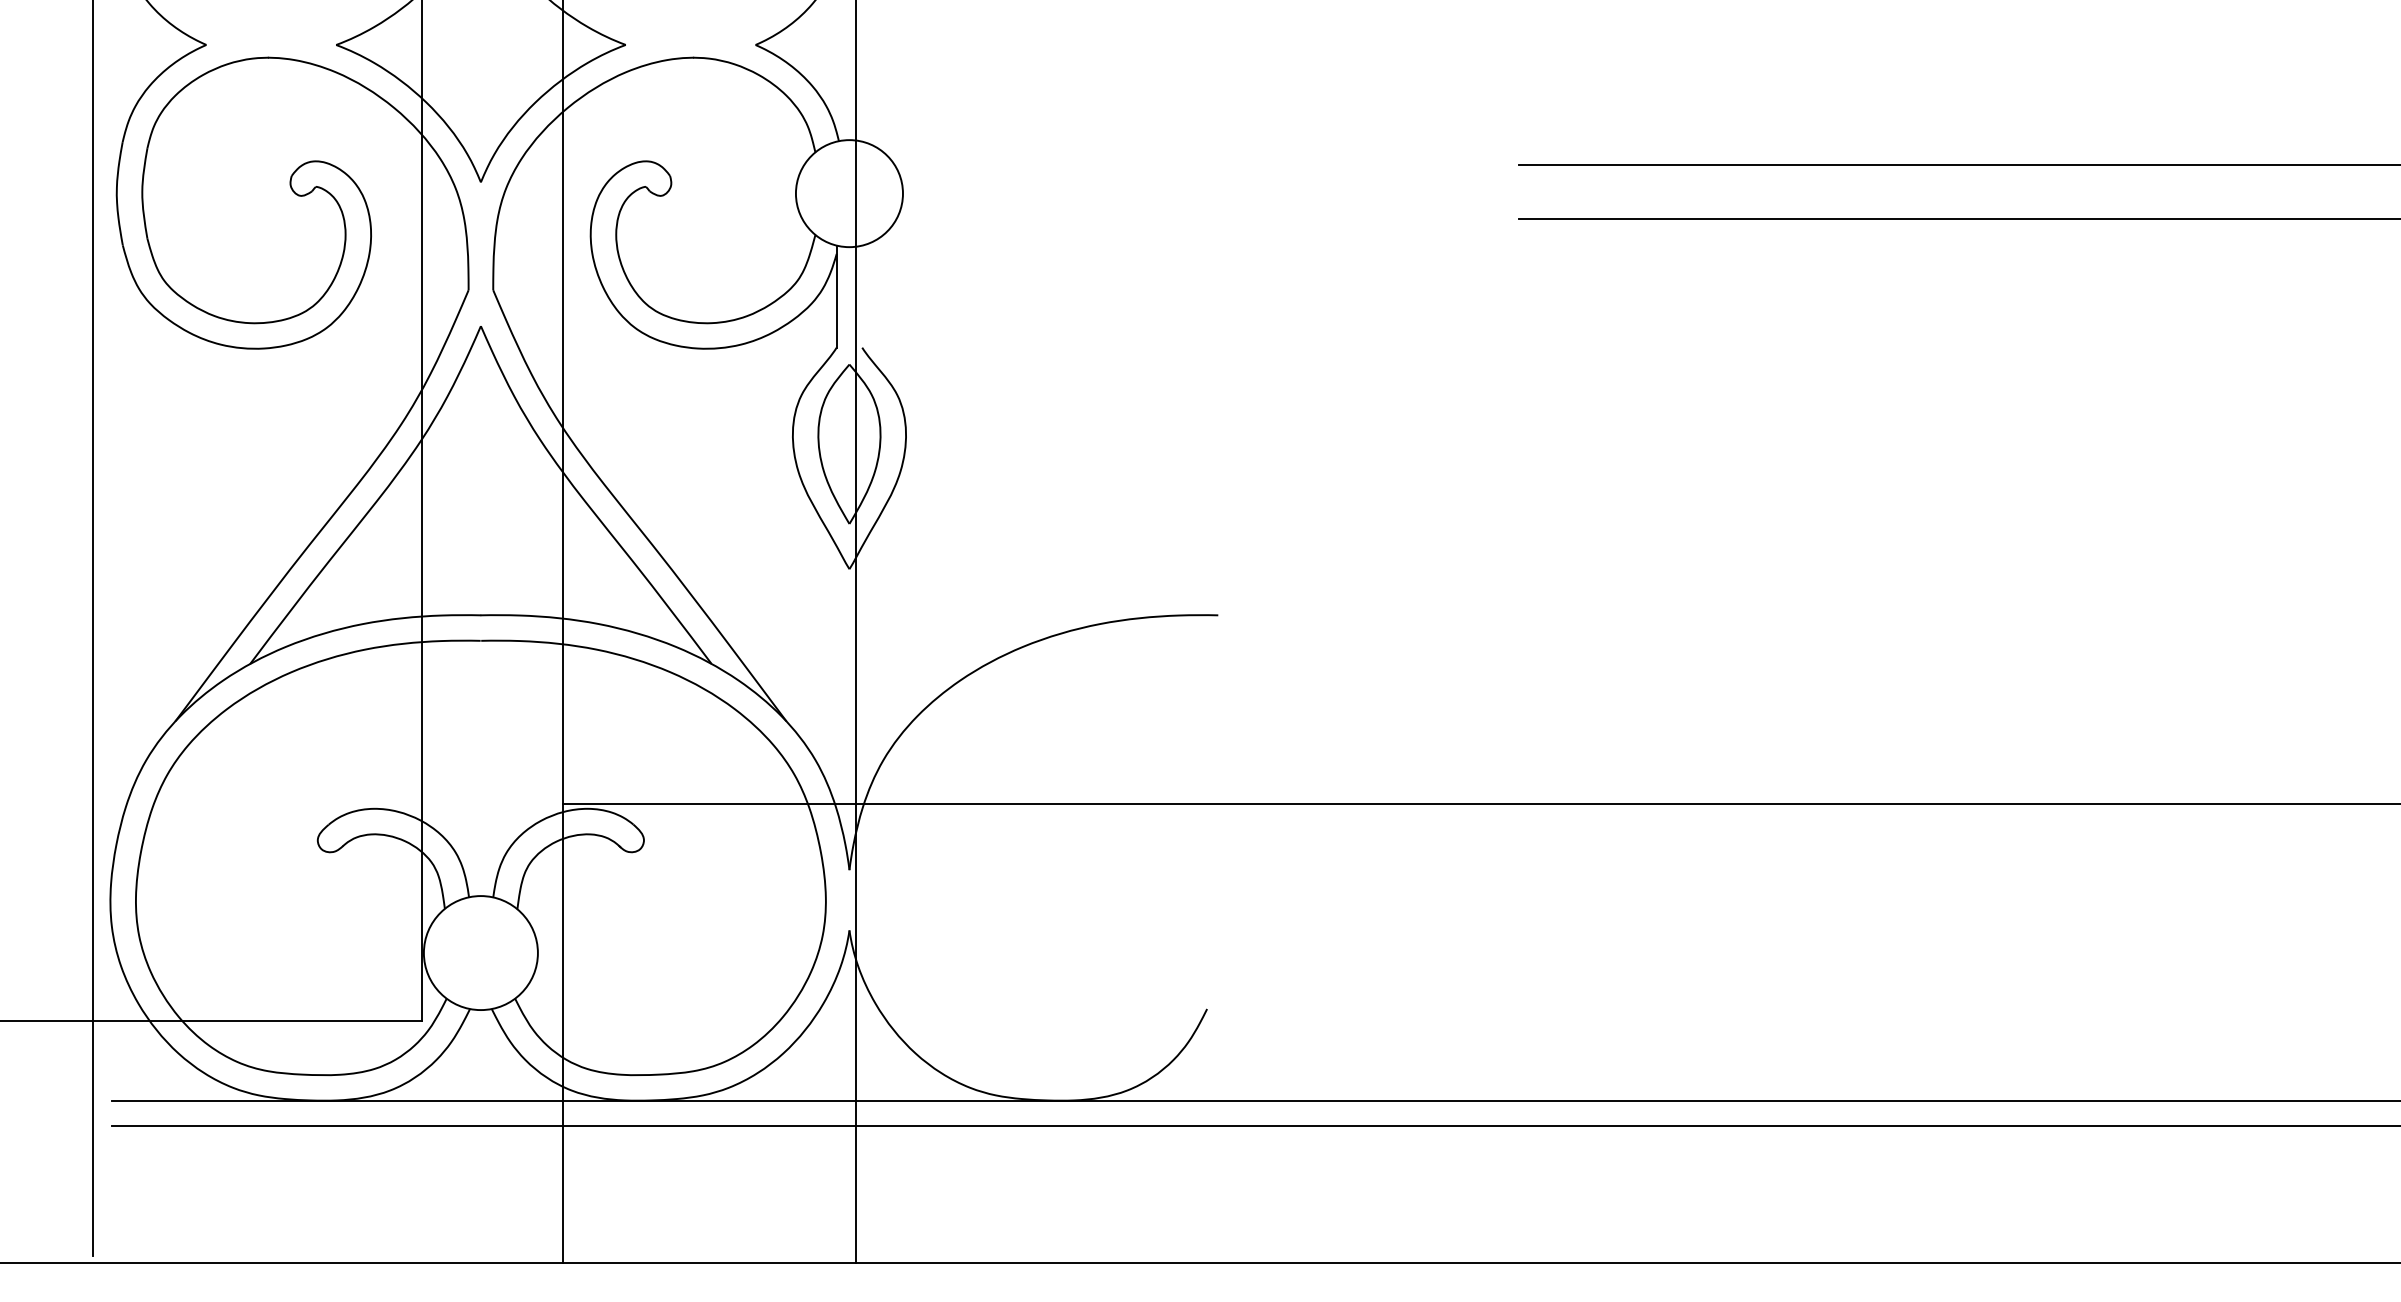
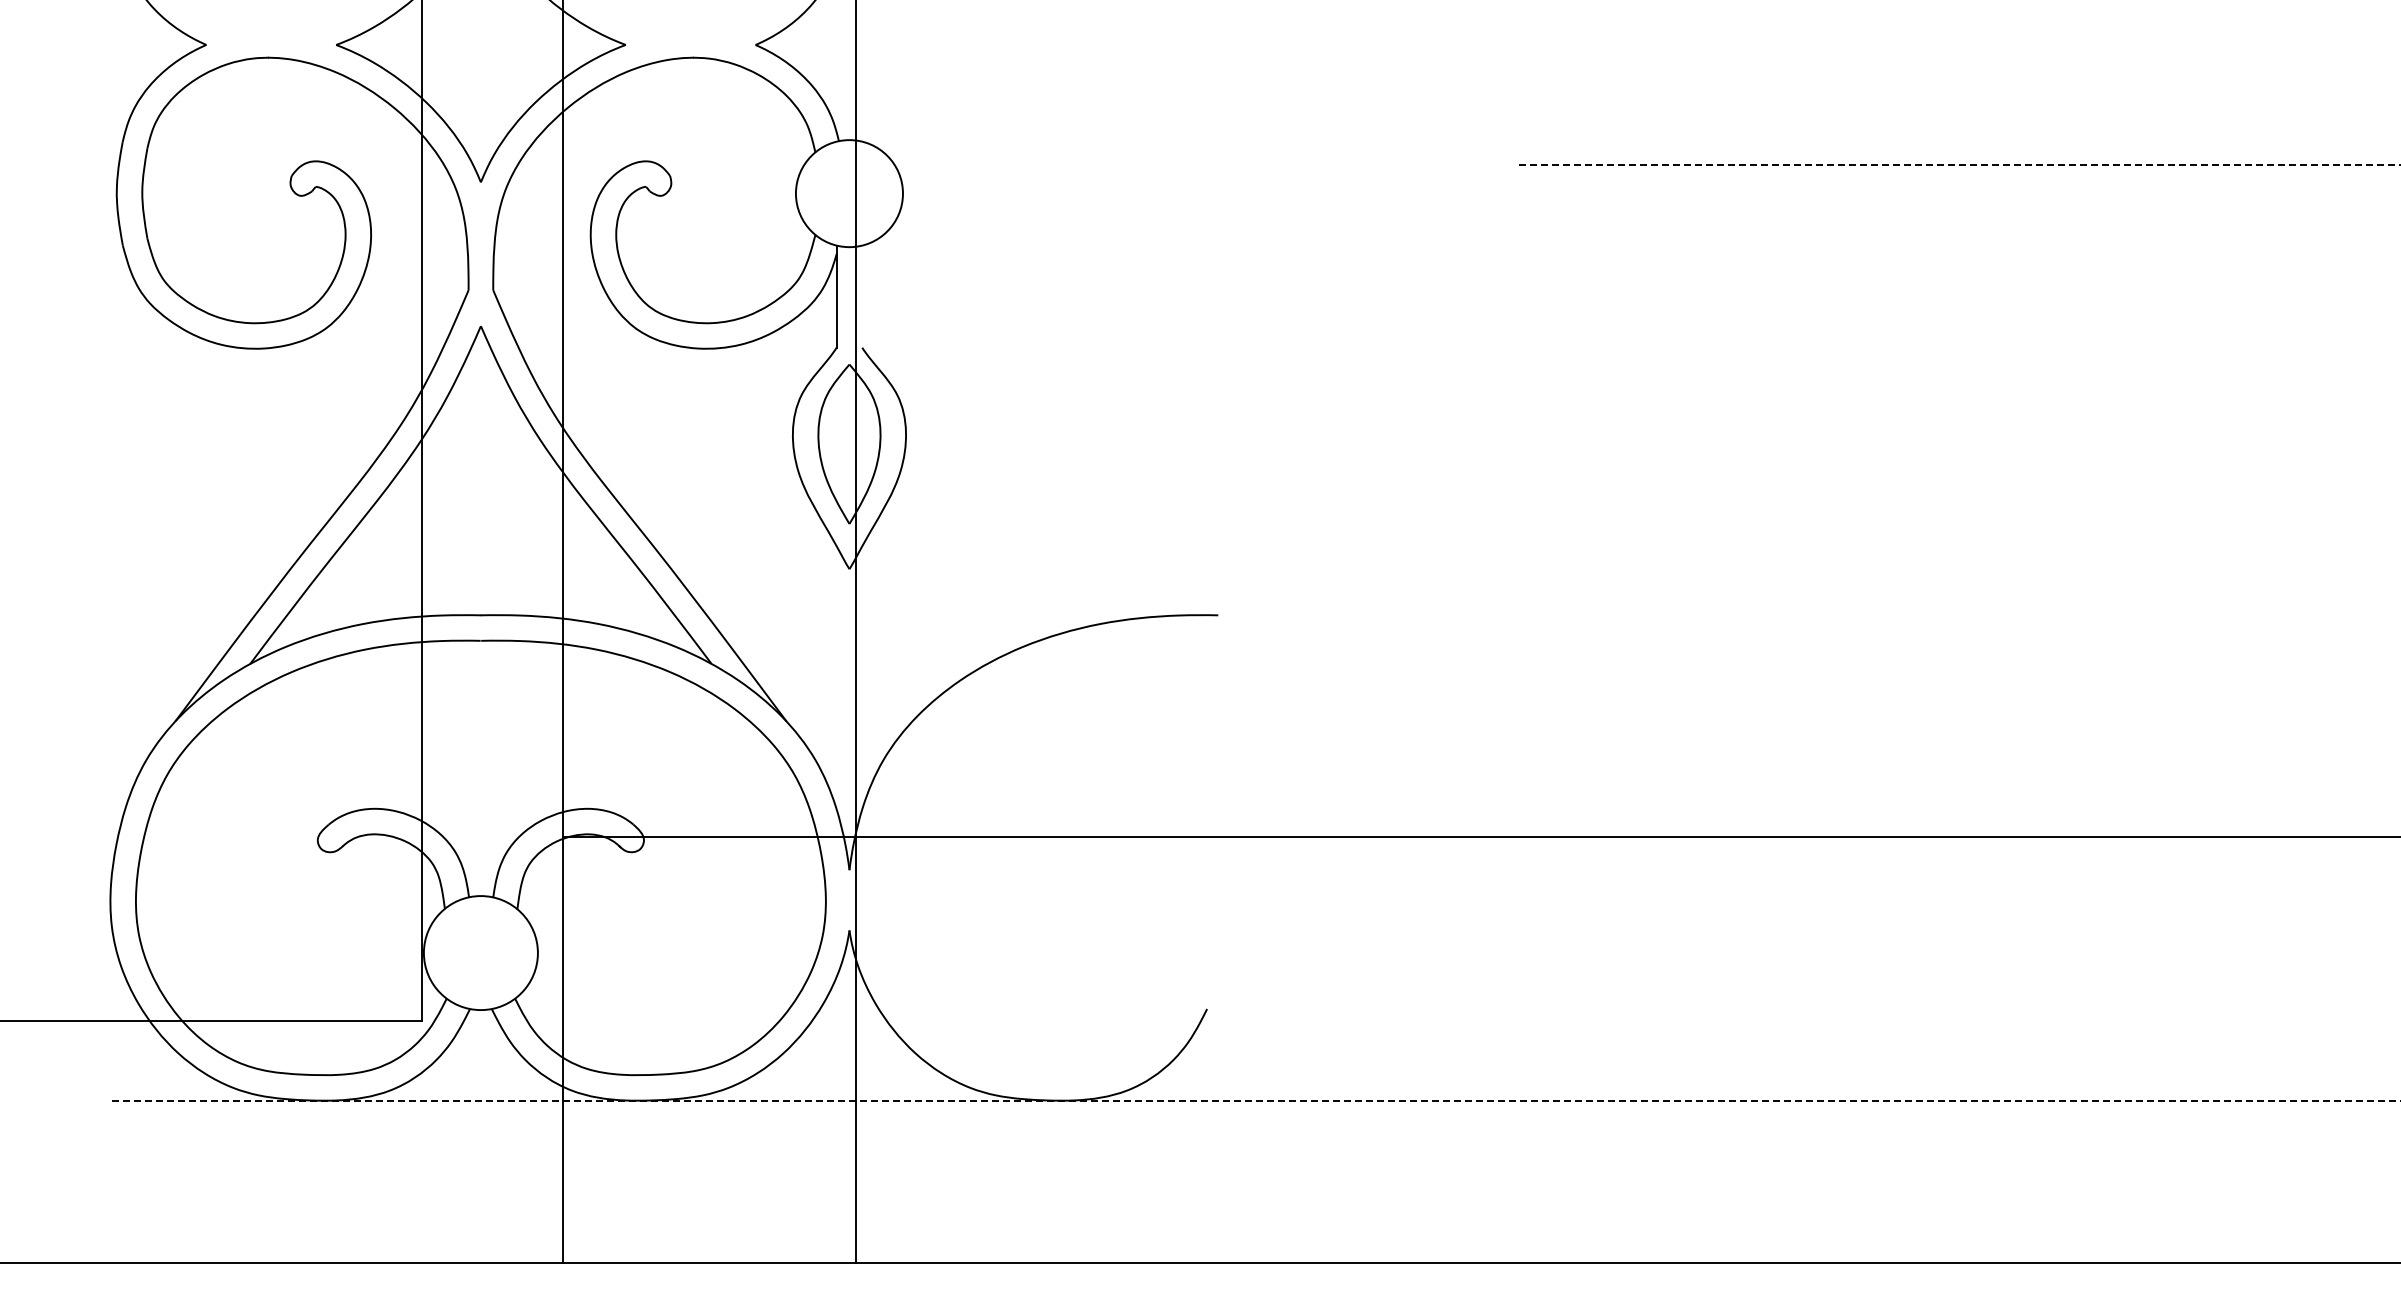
line: solid -> dashed (1959, 165)
line: present -> none (1958, 218)
line: present -> none (93, 628)
line position: (1479, 803) -> (1479, 836) (1479, 836)
line: solid -> dashed (1256, 1100)
line: present -> none (1254, 1126)
